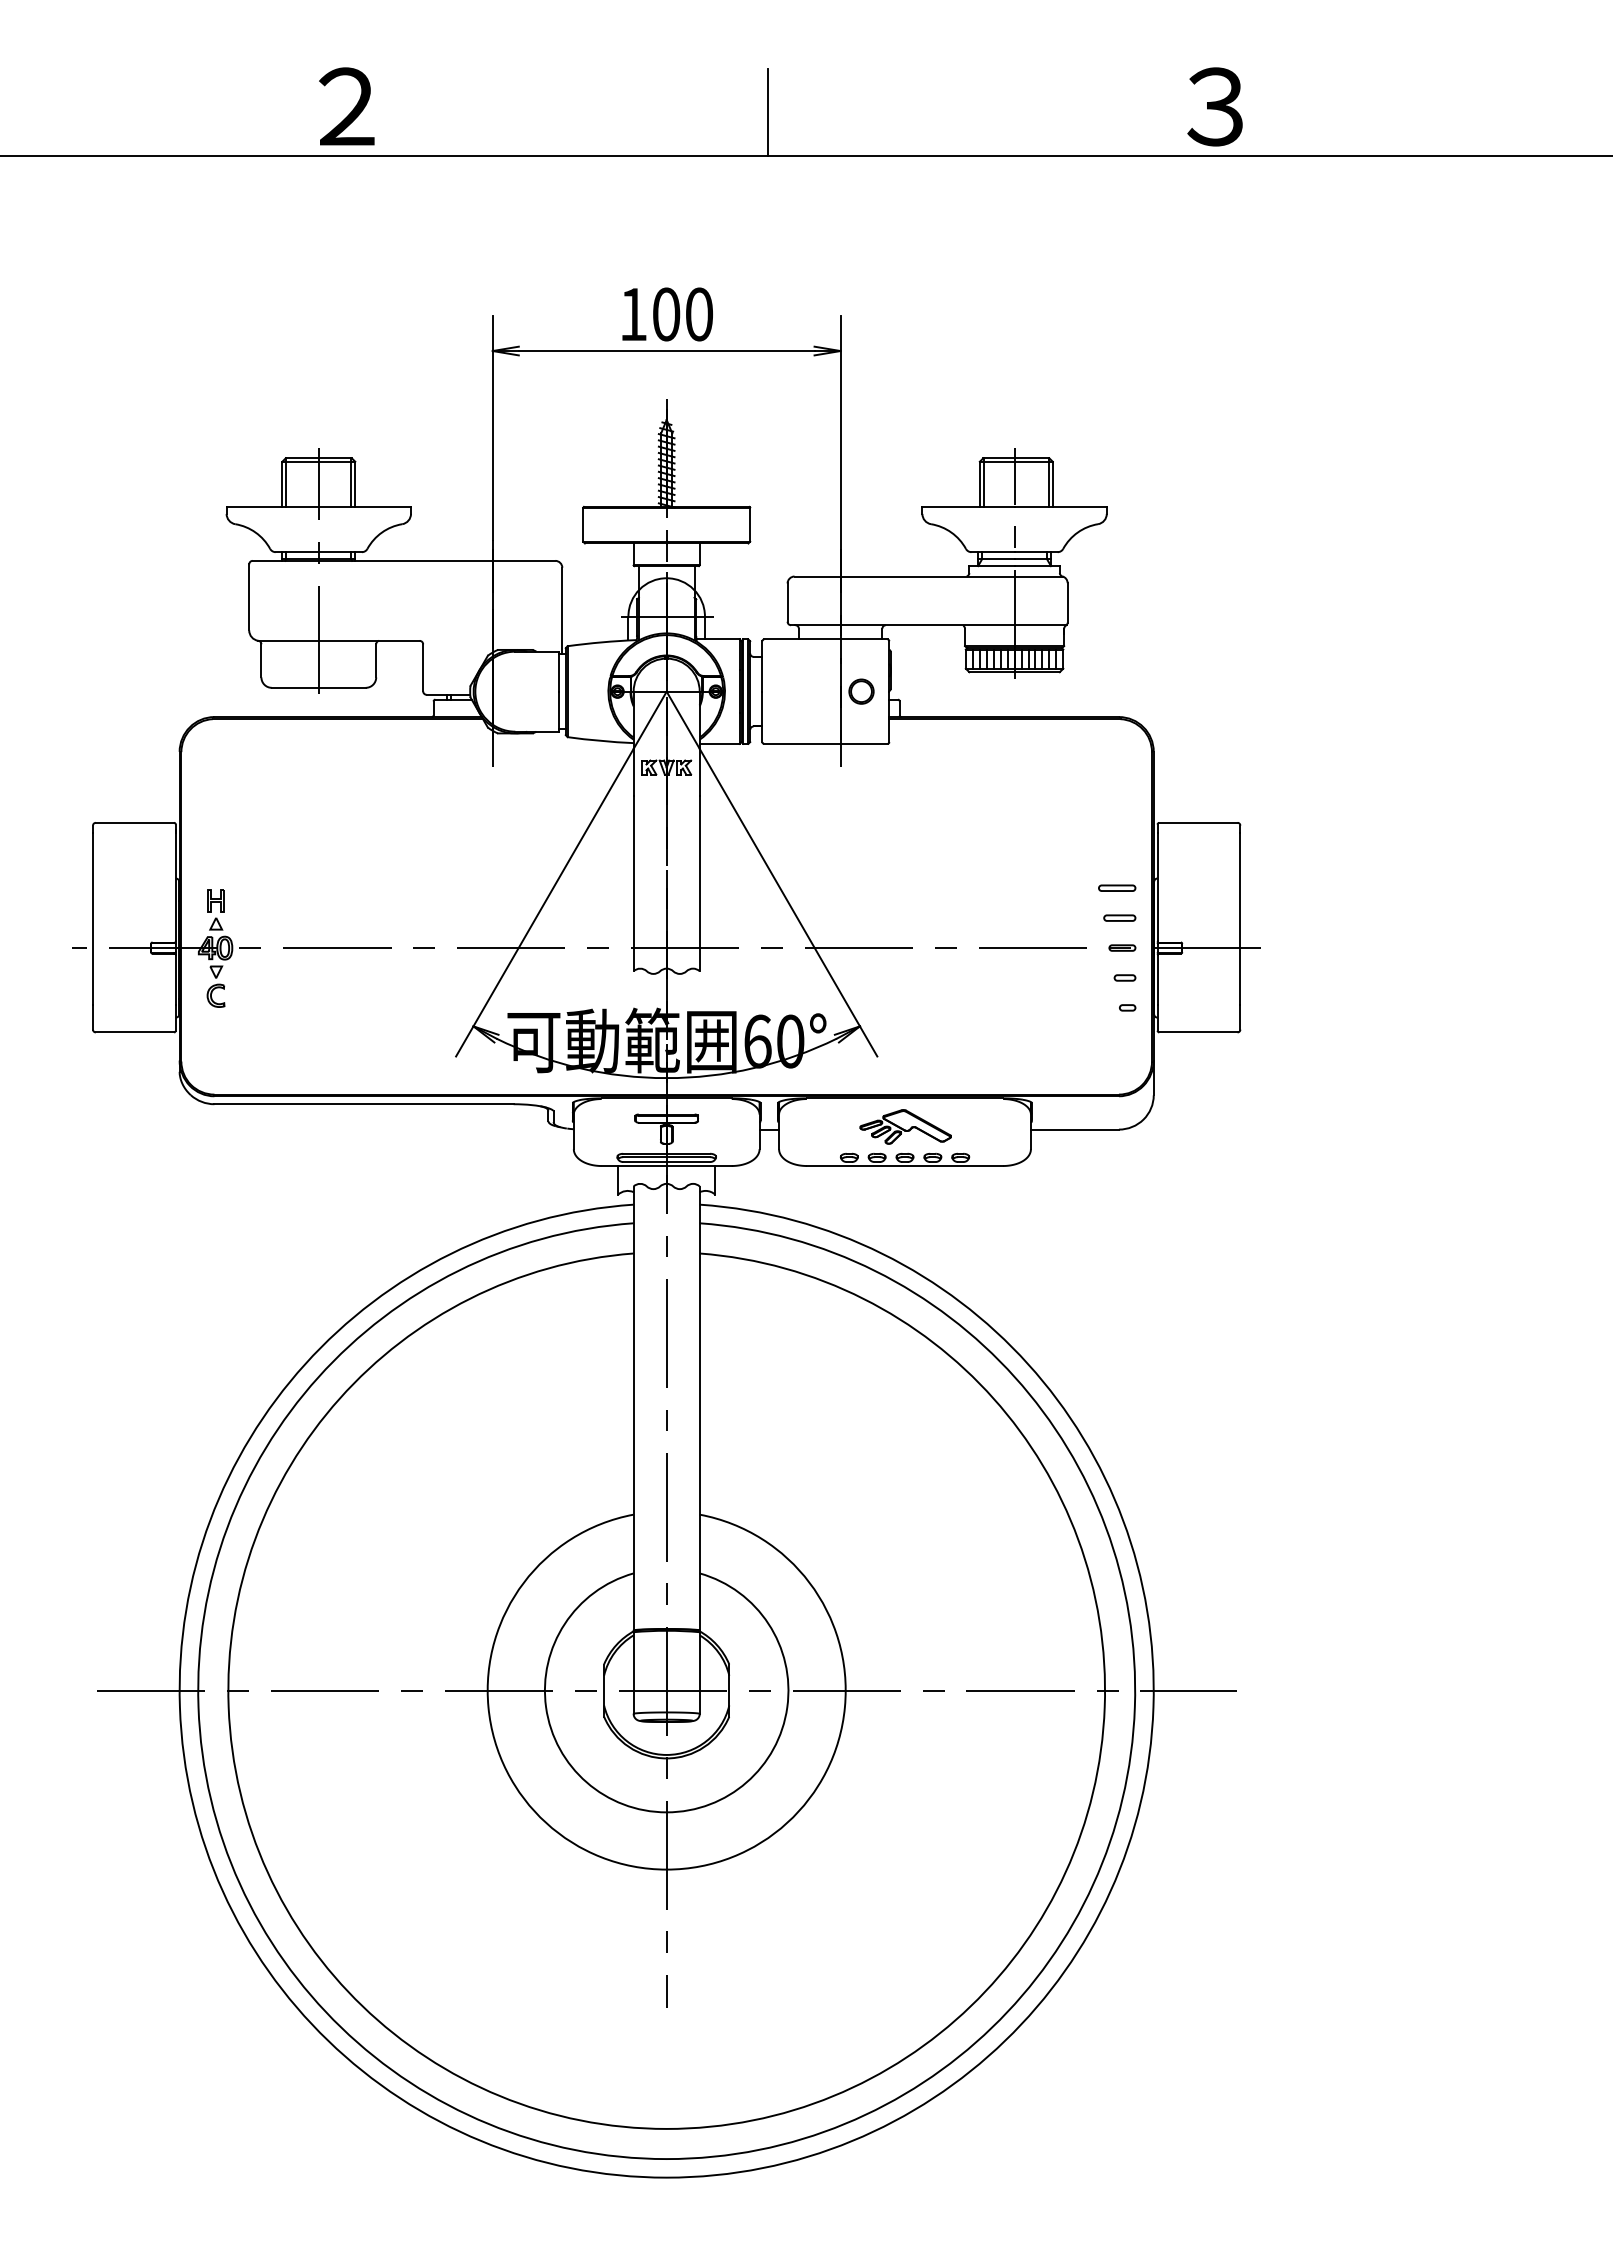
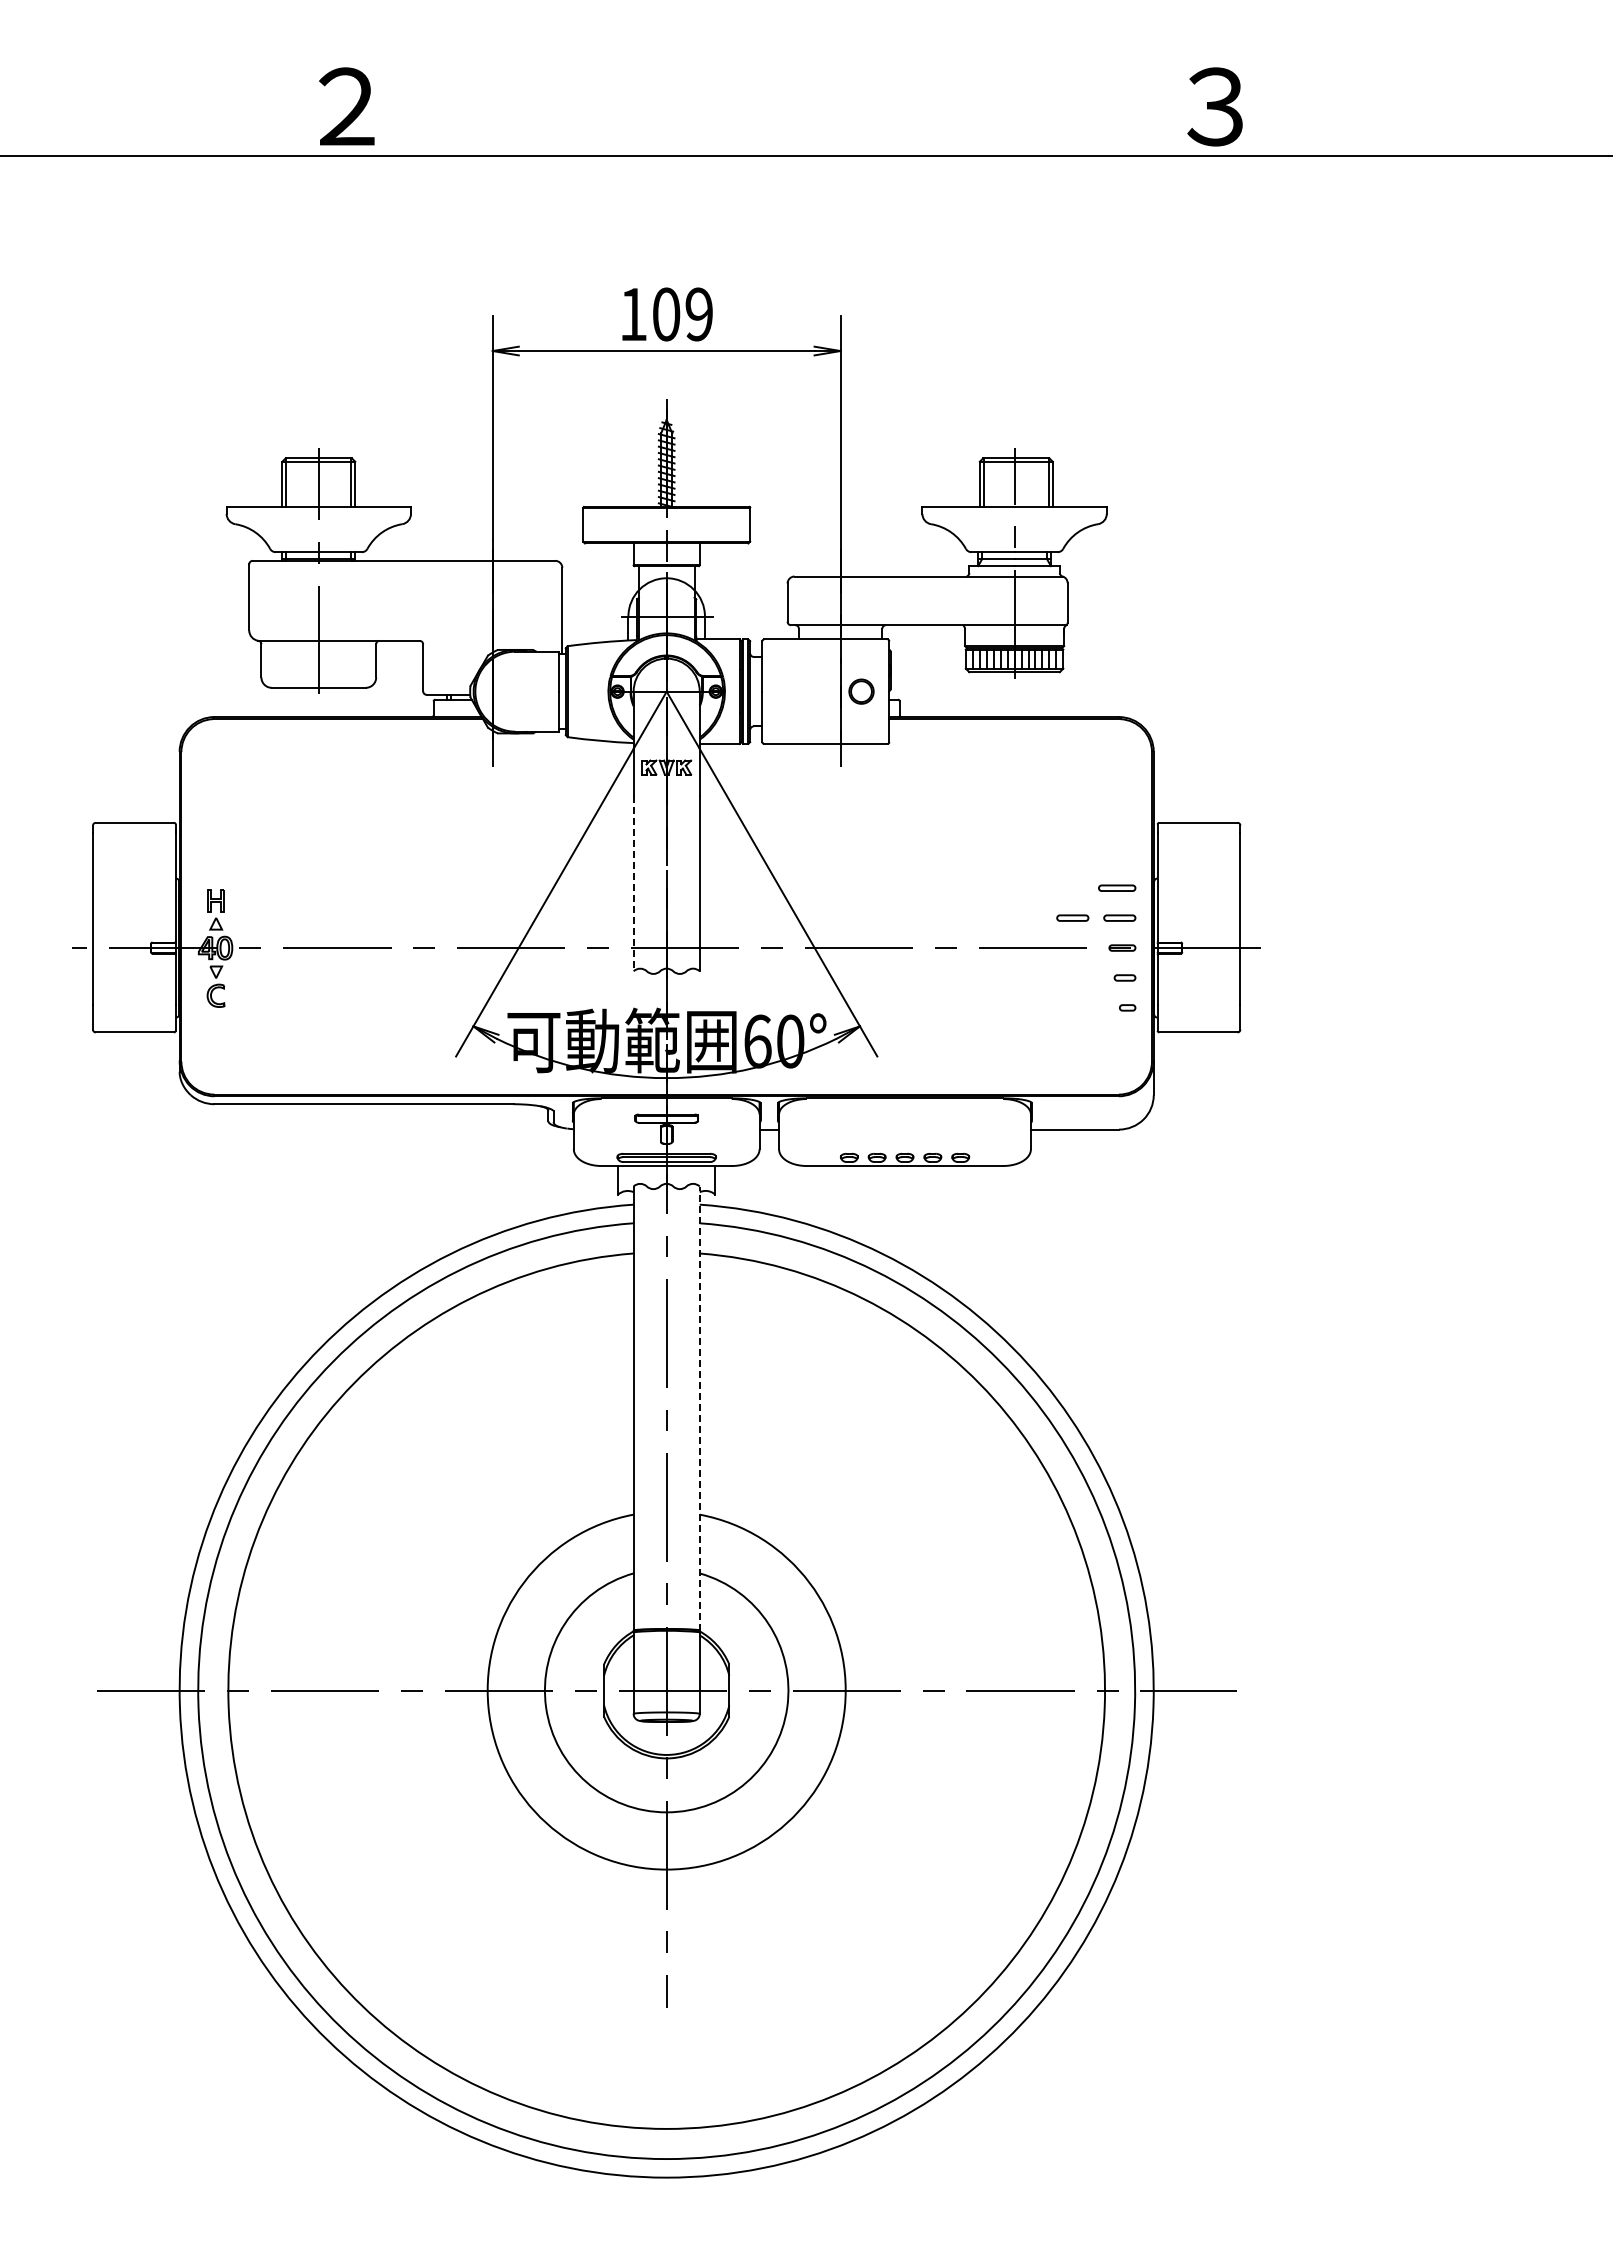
line: present -> none (767, 111)
text: 100 -> 109 (698, 314)
line: solid -> dashed (633, 883)
part: none -> present (1072, 917)
part: present -> none (905, 1126)
line: solid -> dashed (699, 1408)
